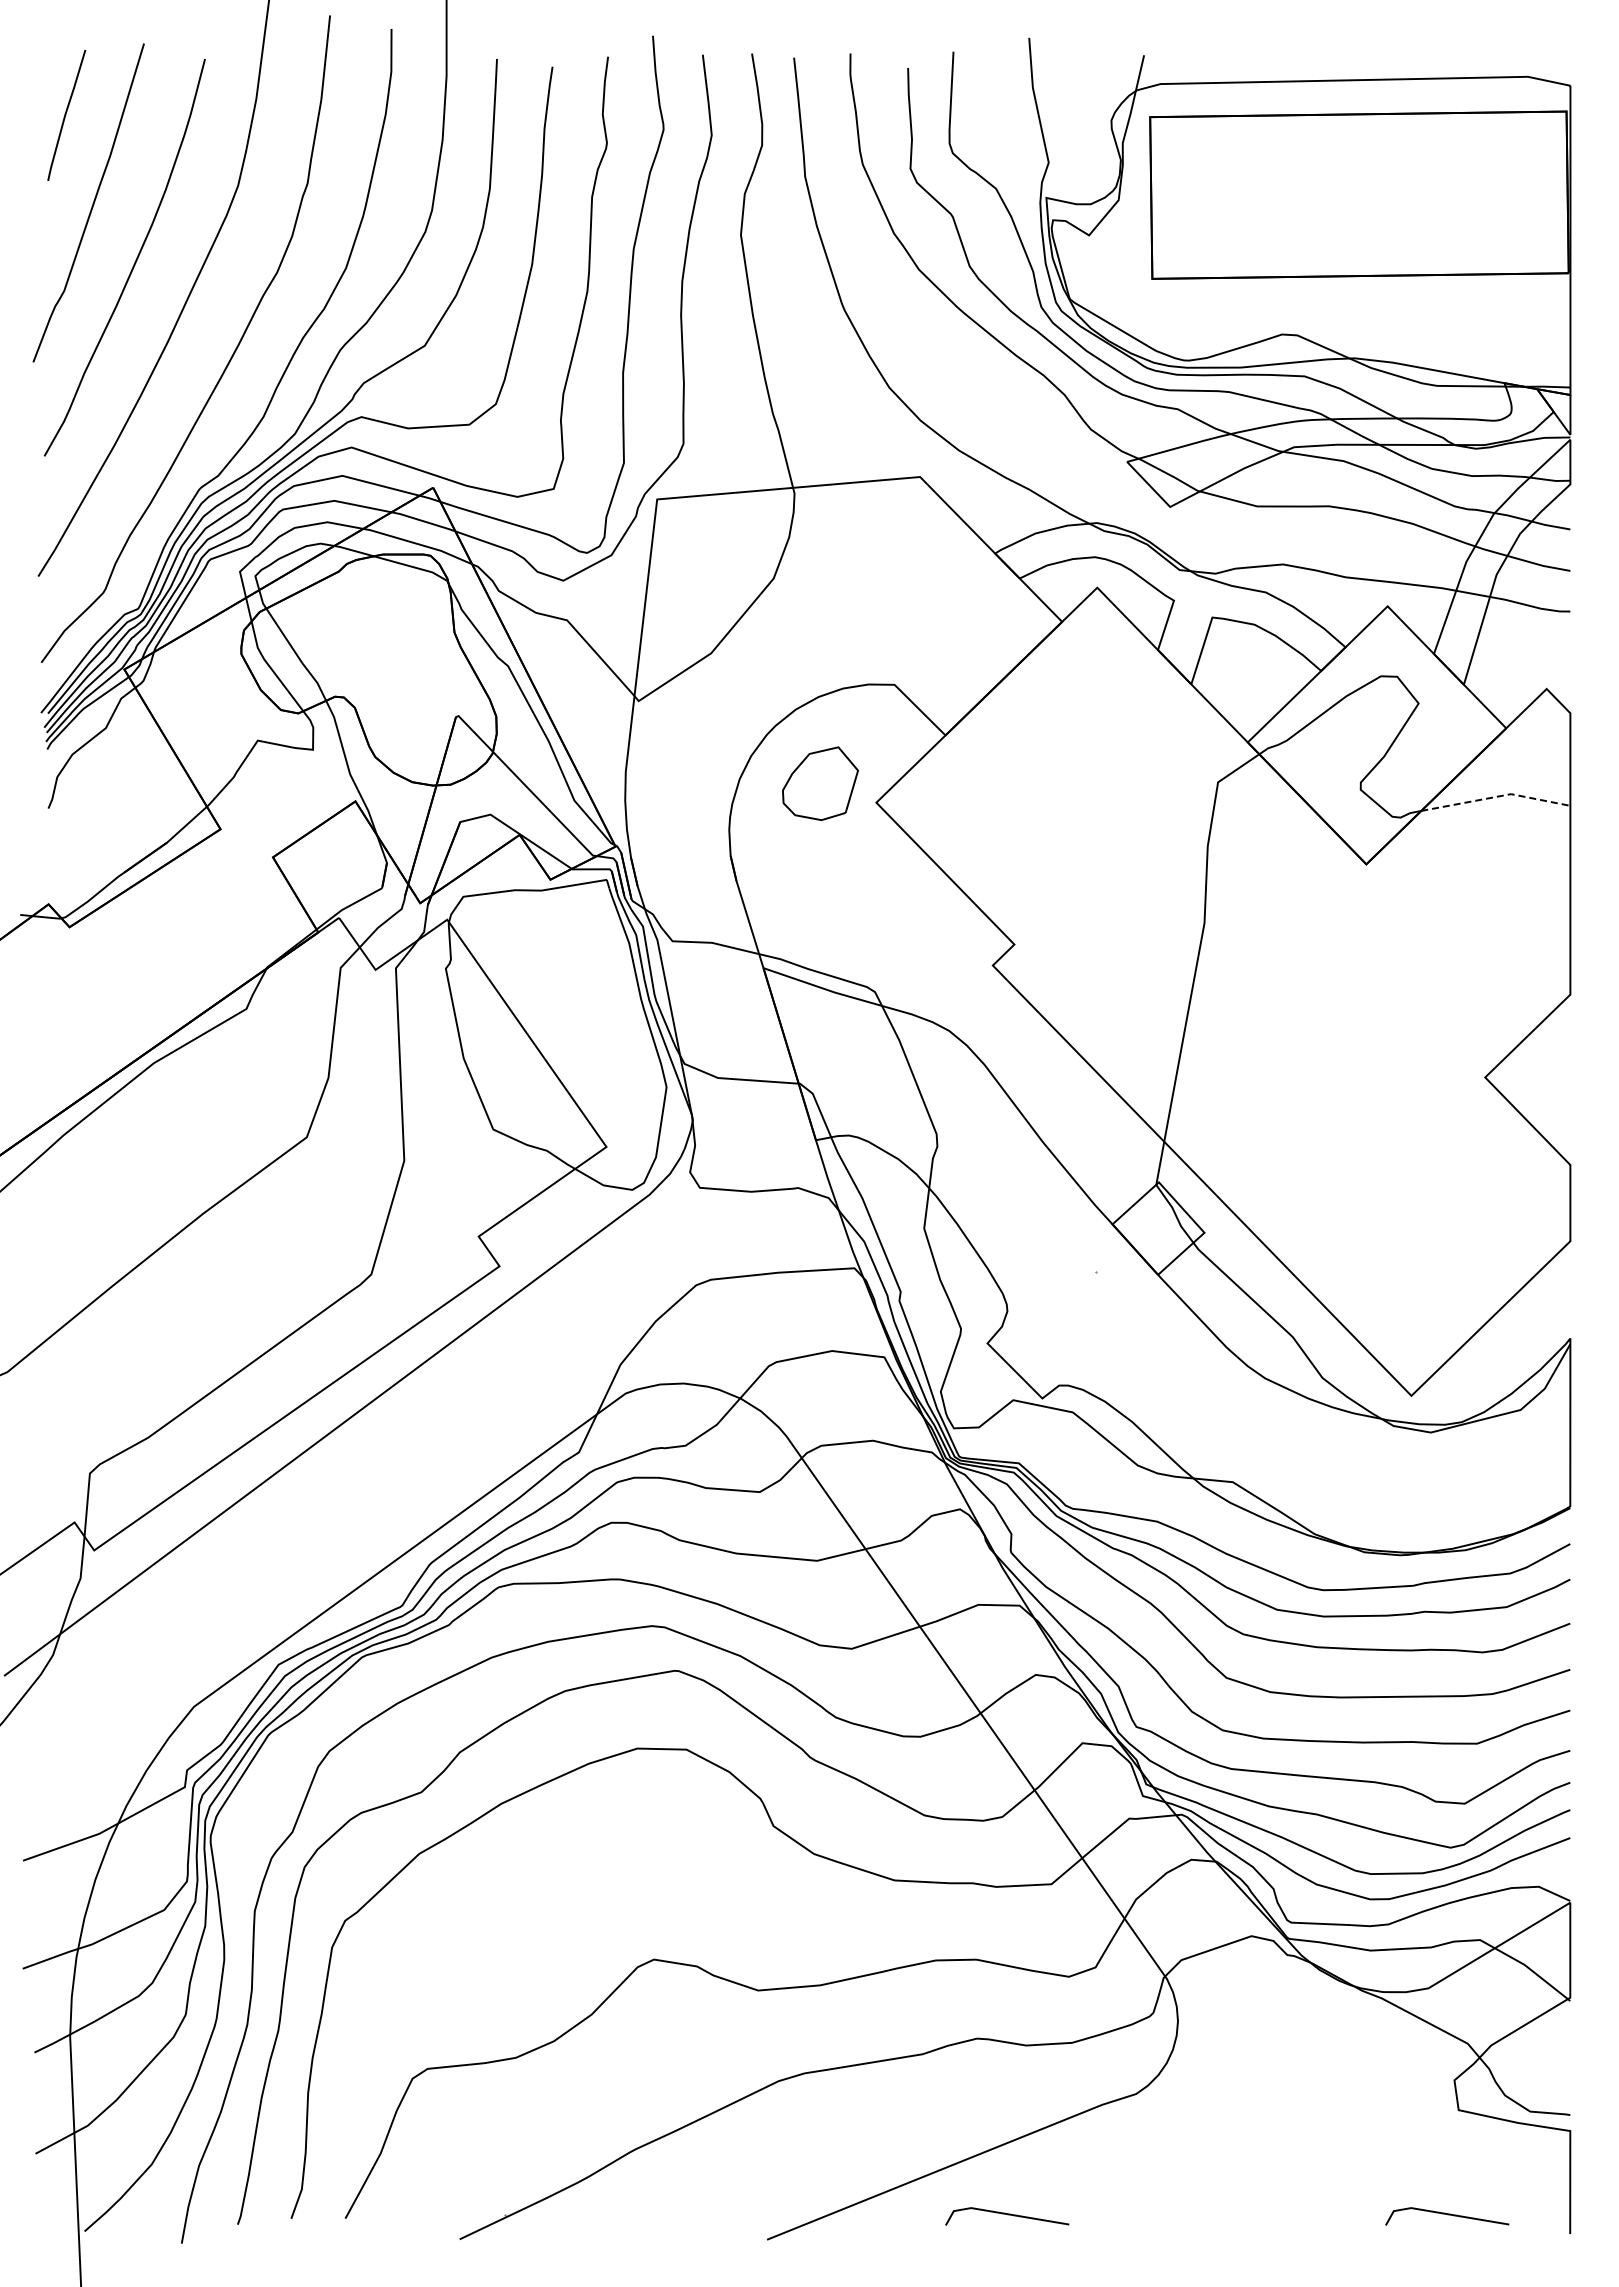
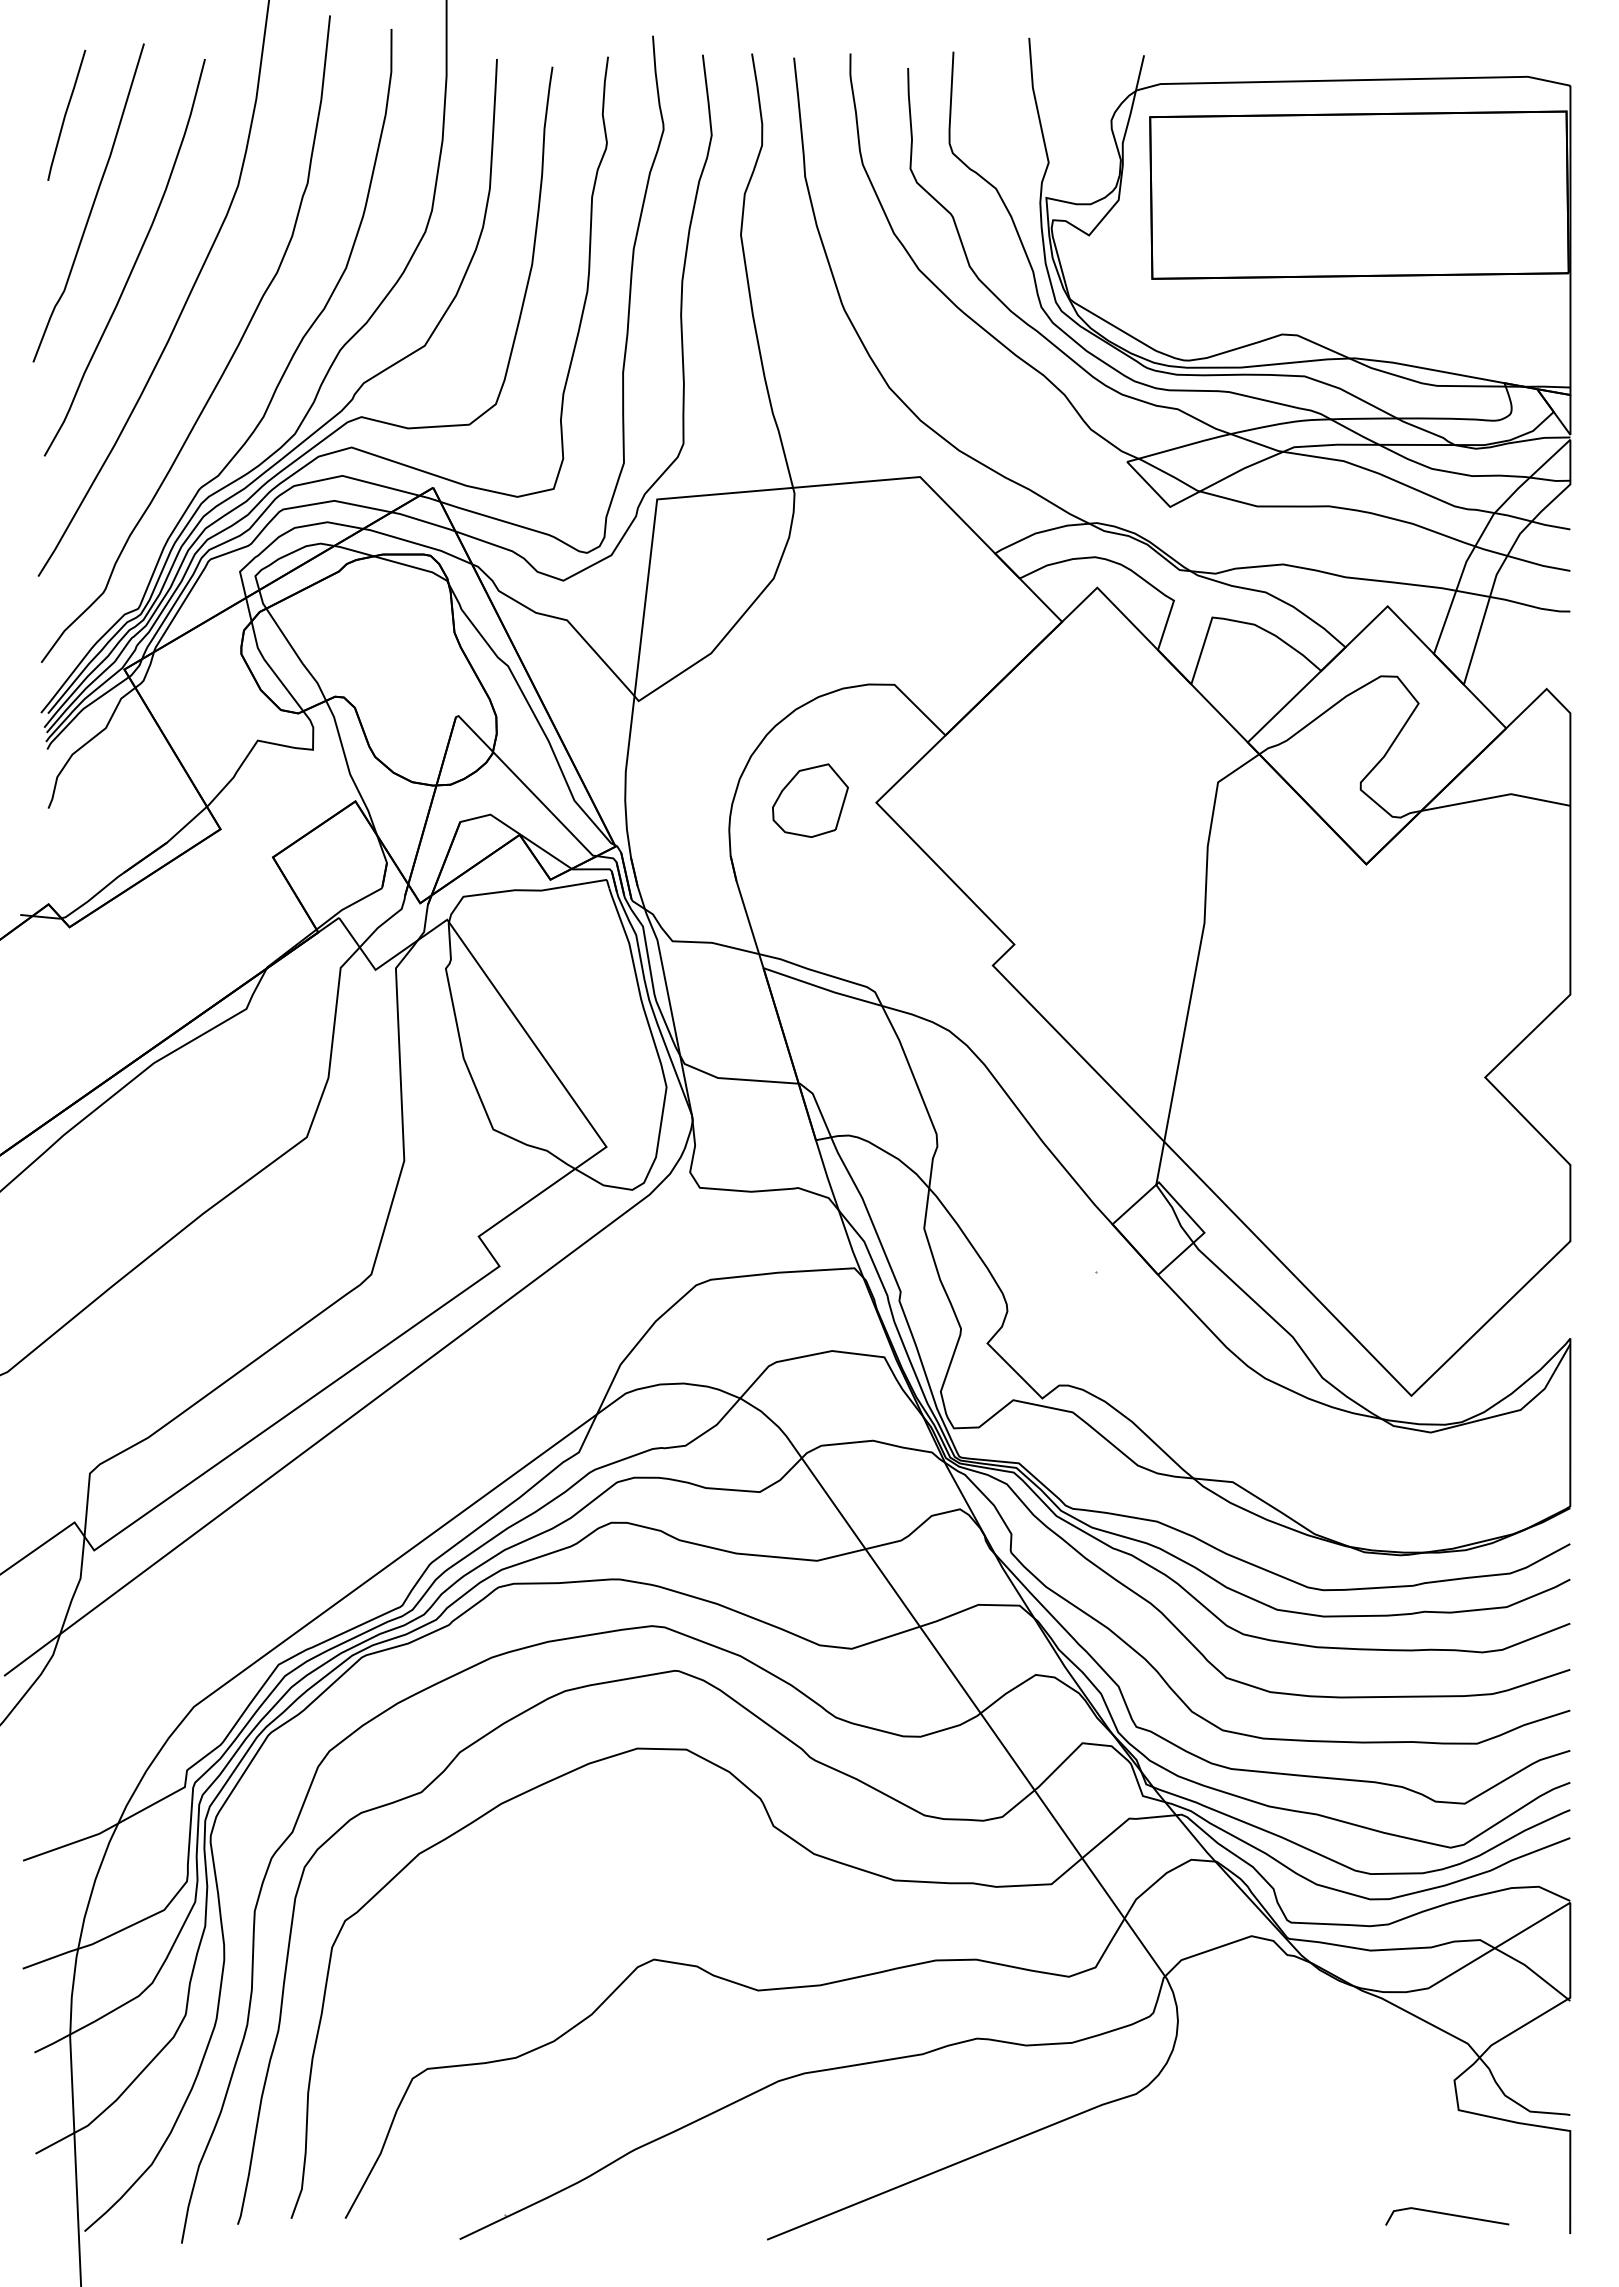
part position: (820, 783) -> (810, 800) (810, 800)
line: dashed -> solid (1496, 796)
line: present -> none (1007, 2215)
